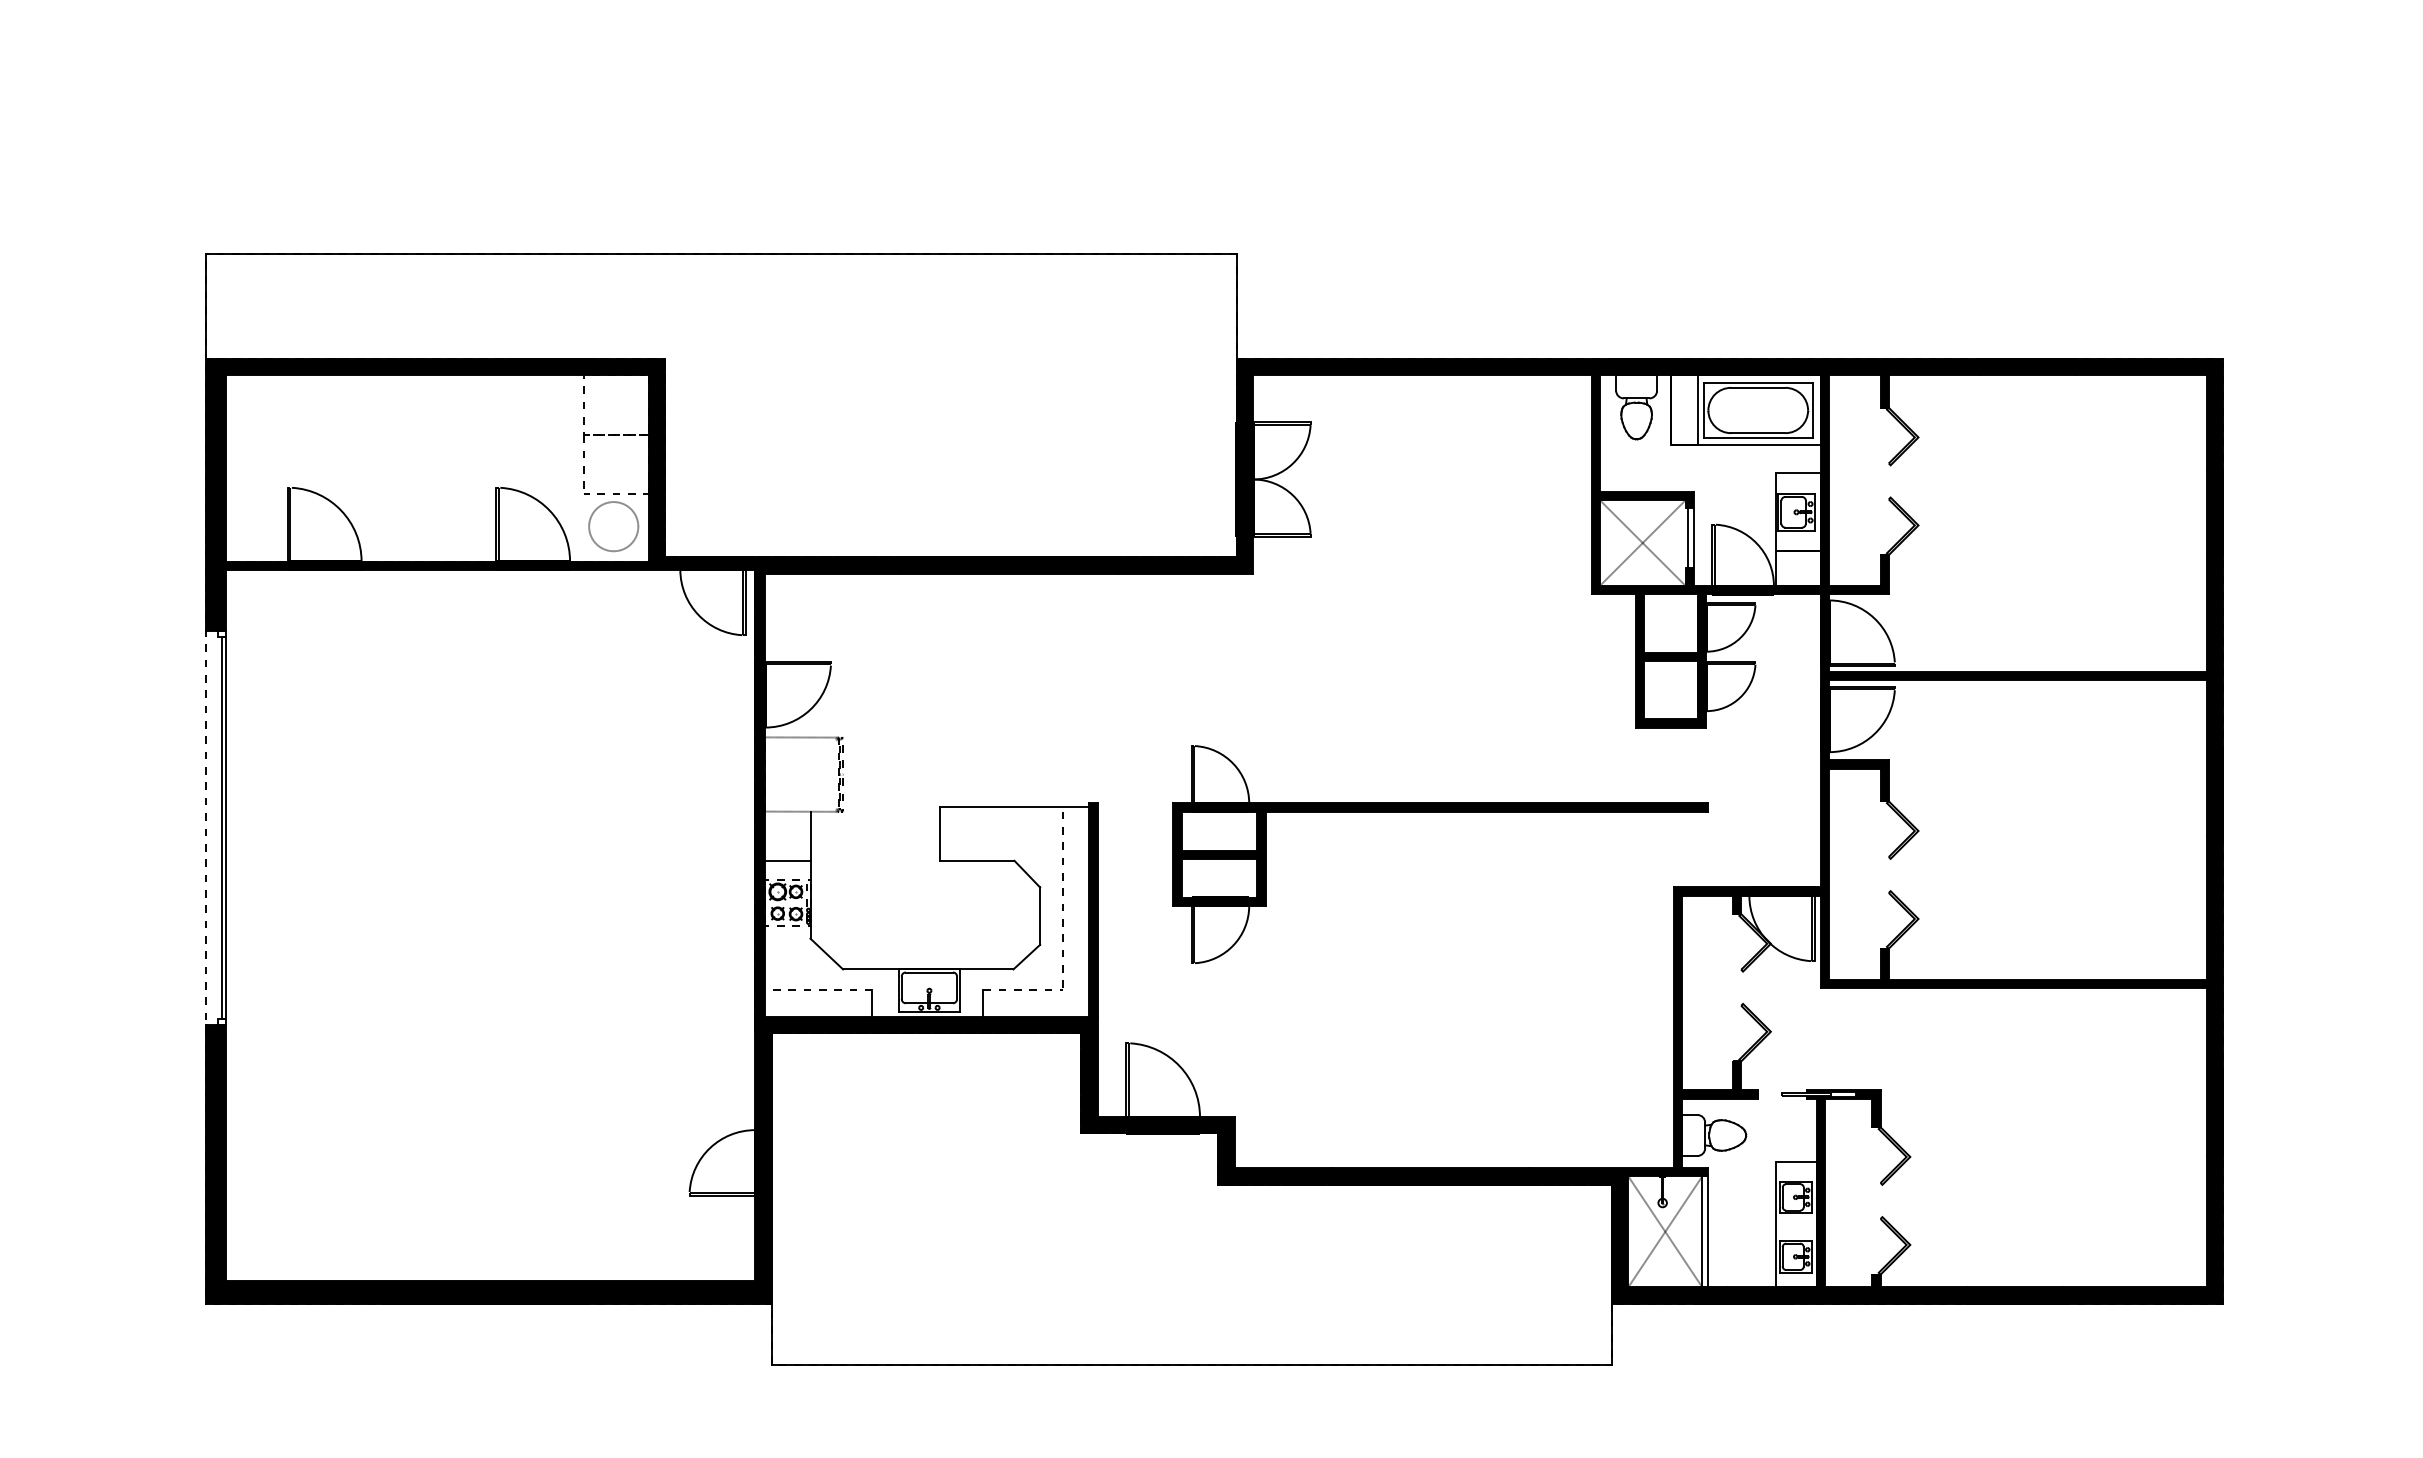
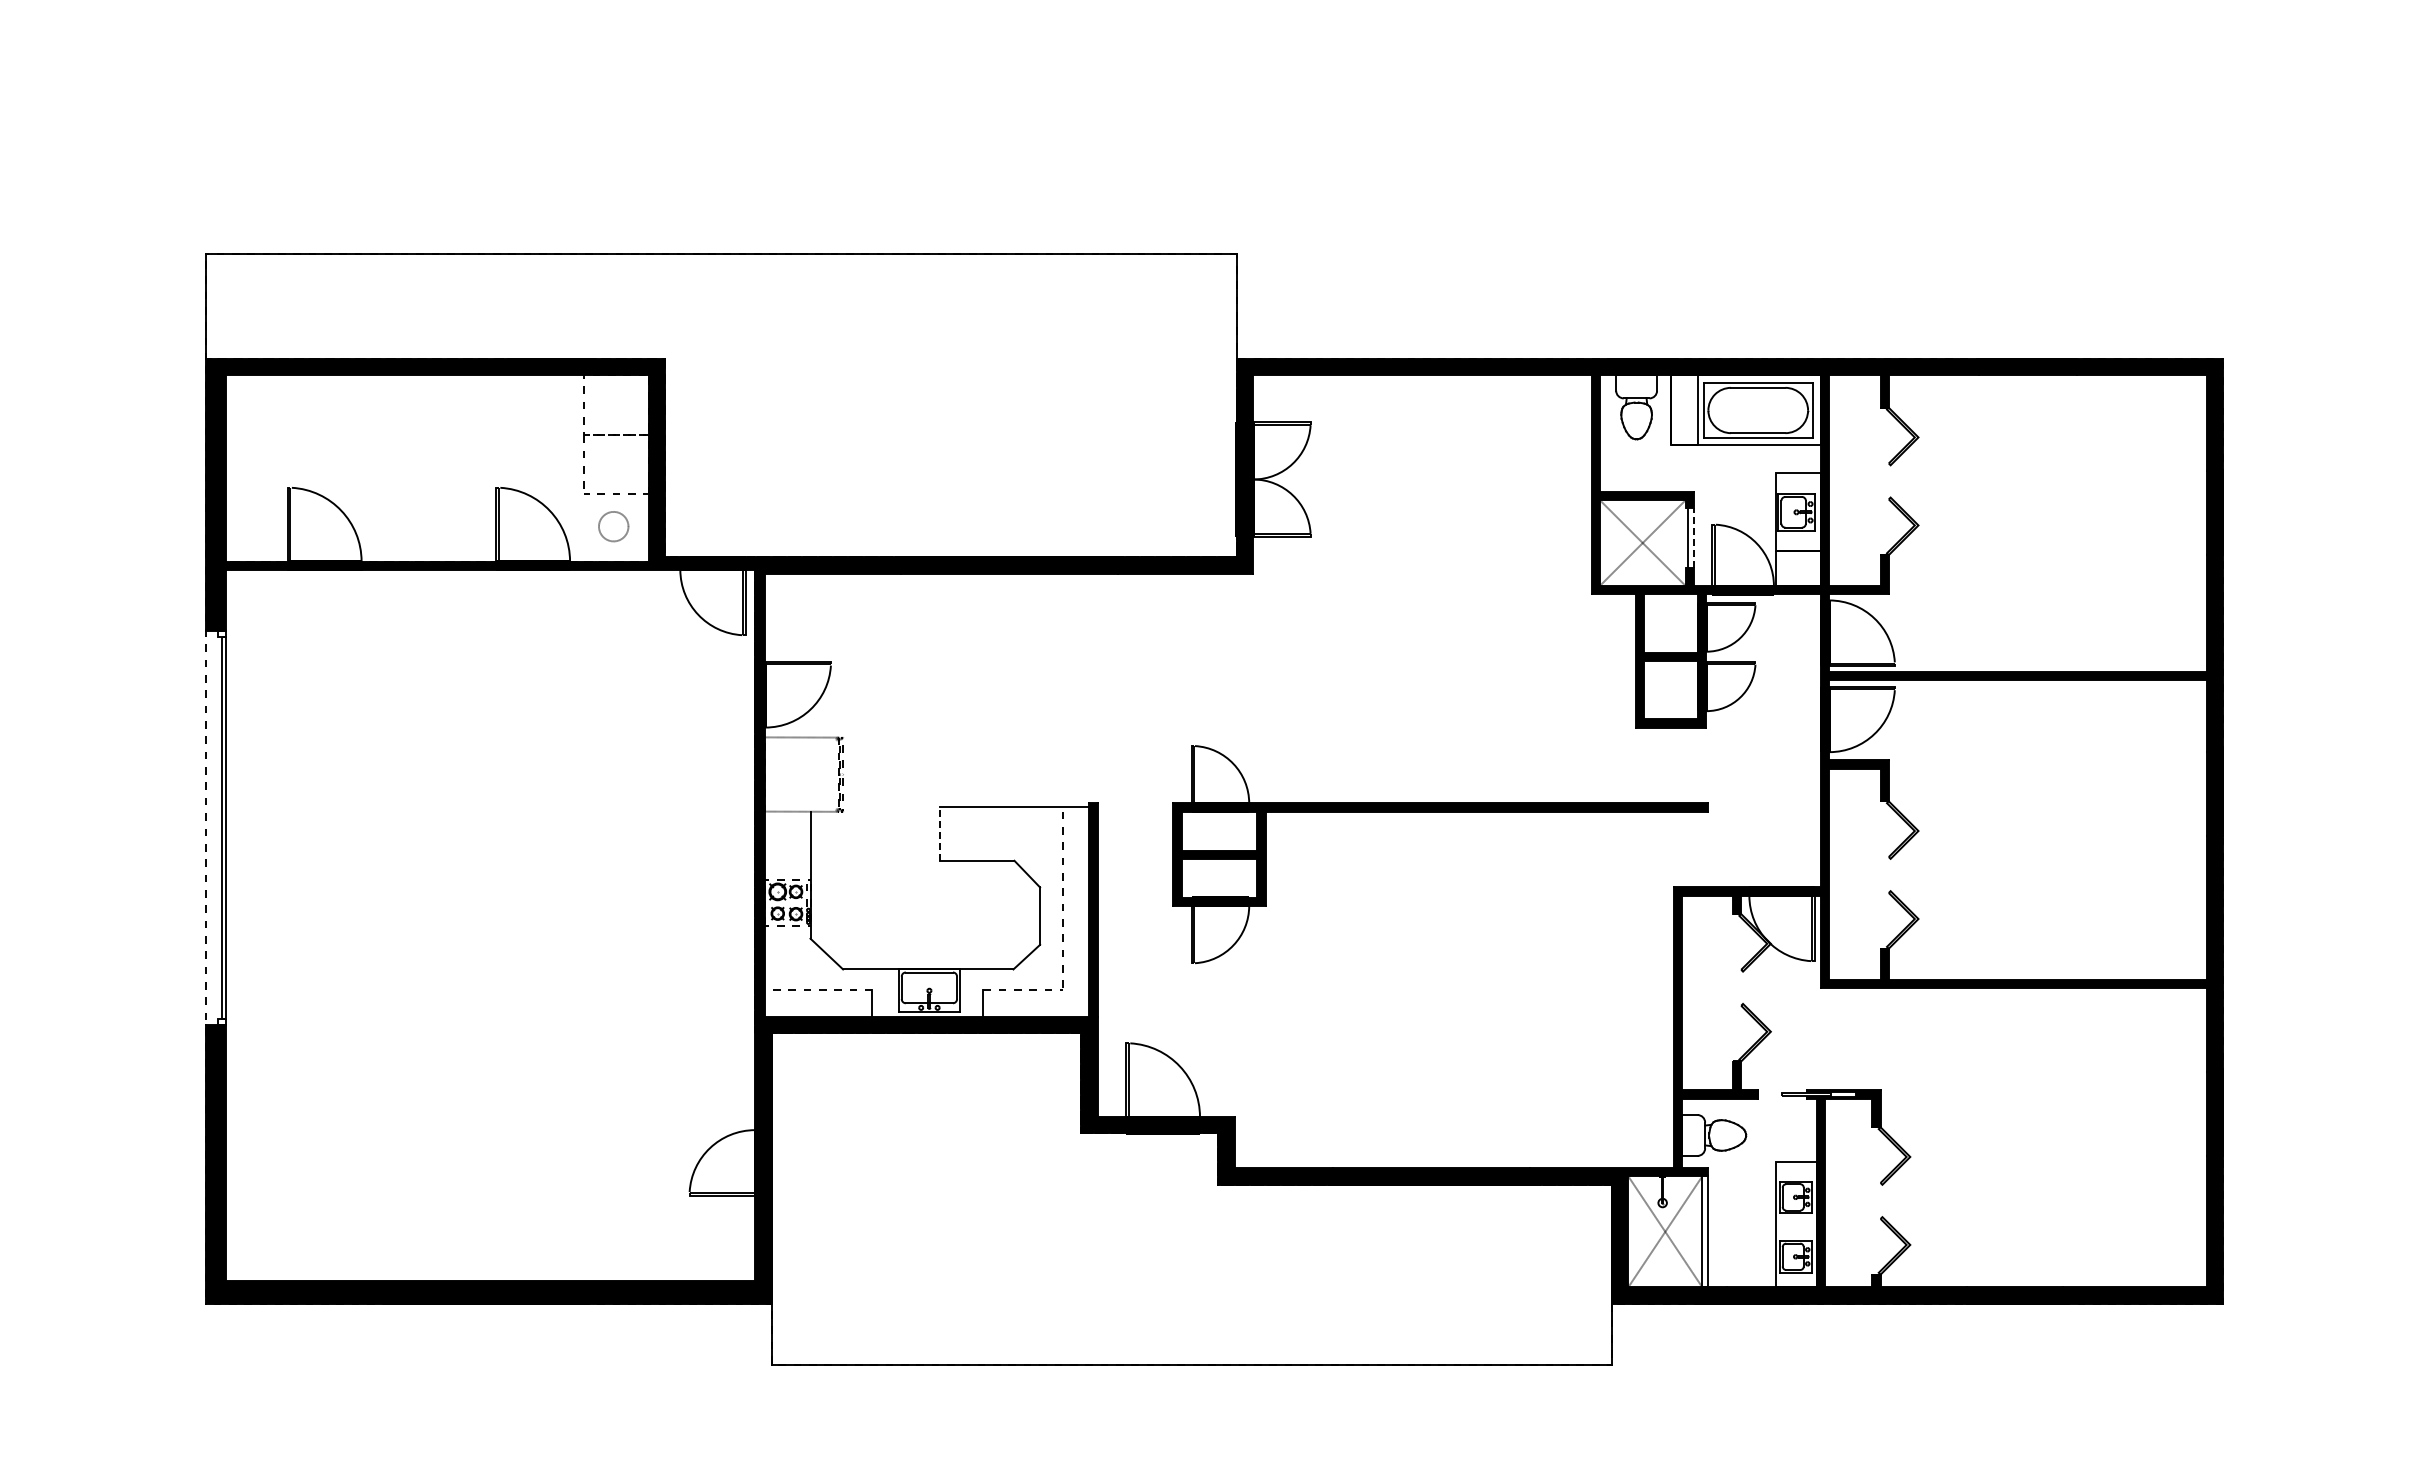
circle diameter: 49 px -> 30 px (613, 526)
line: solid -> dashed (1694, 537)
line: solid -> dashed (939, 834)
line: present -> none (787, 860)
